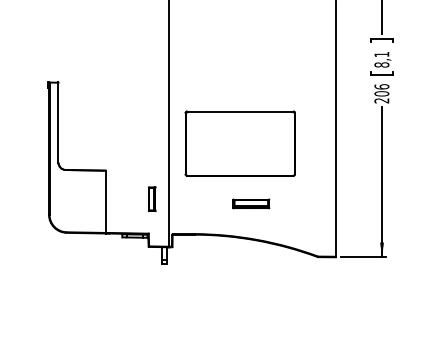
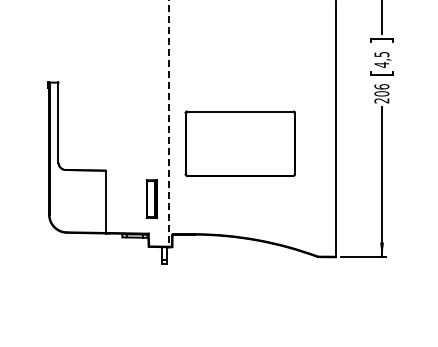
text: 8,1 -> 4,5 (381, 59)
line: solid -> dashed (169, 124)
part size: 9x27 px -> 14x40 px (151, 198)
part: present -> none (251, 203)
